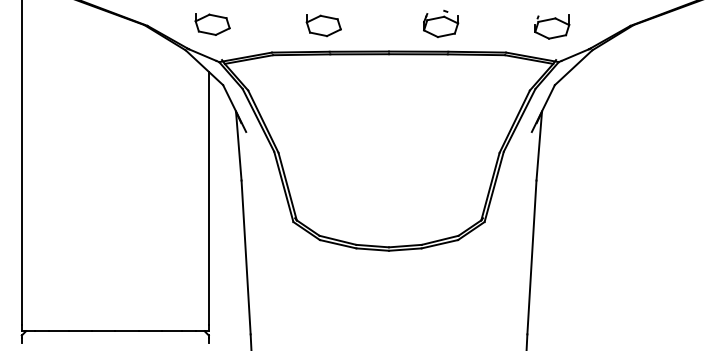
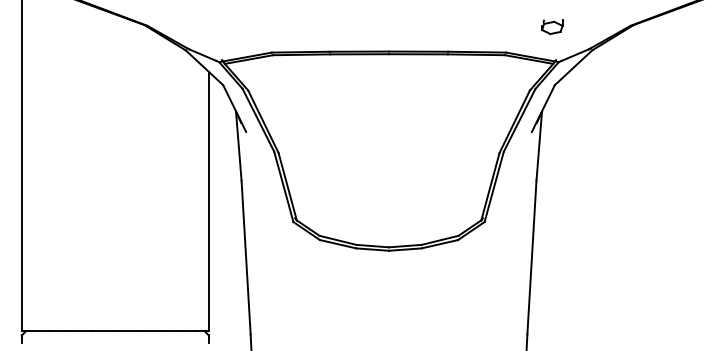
part: present -> none (441, 23)
part: present -> none (212, 24)
part: present -> none (323, 25)
part size: 37x26 px -> 23x17 px (552, 27)
